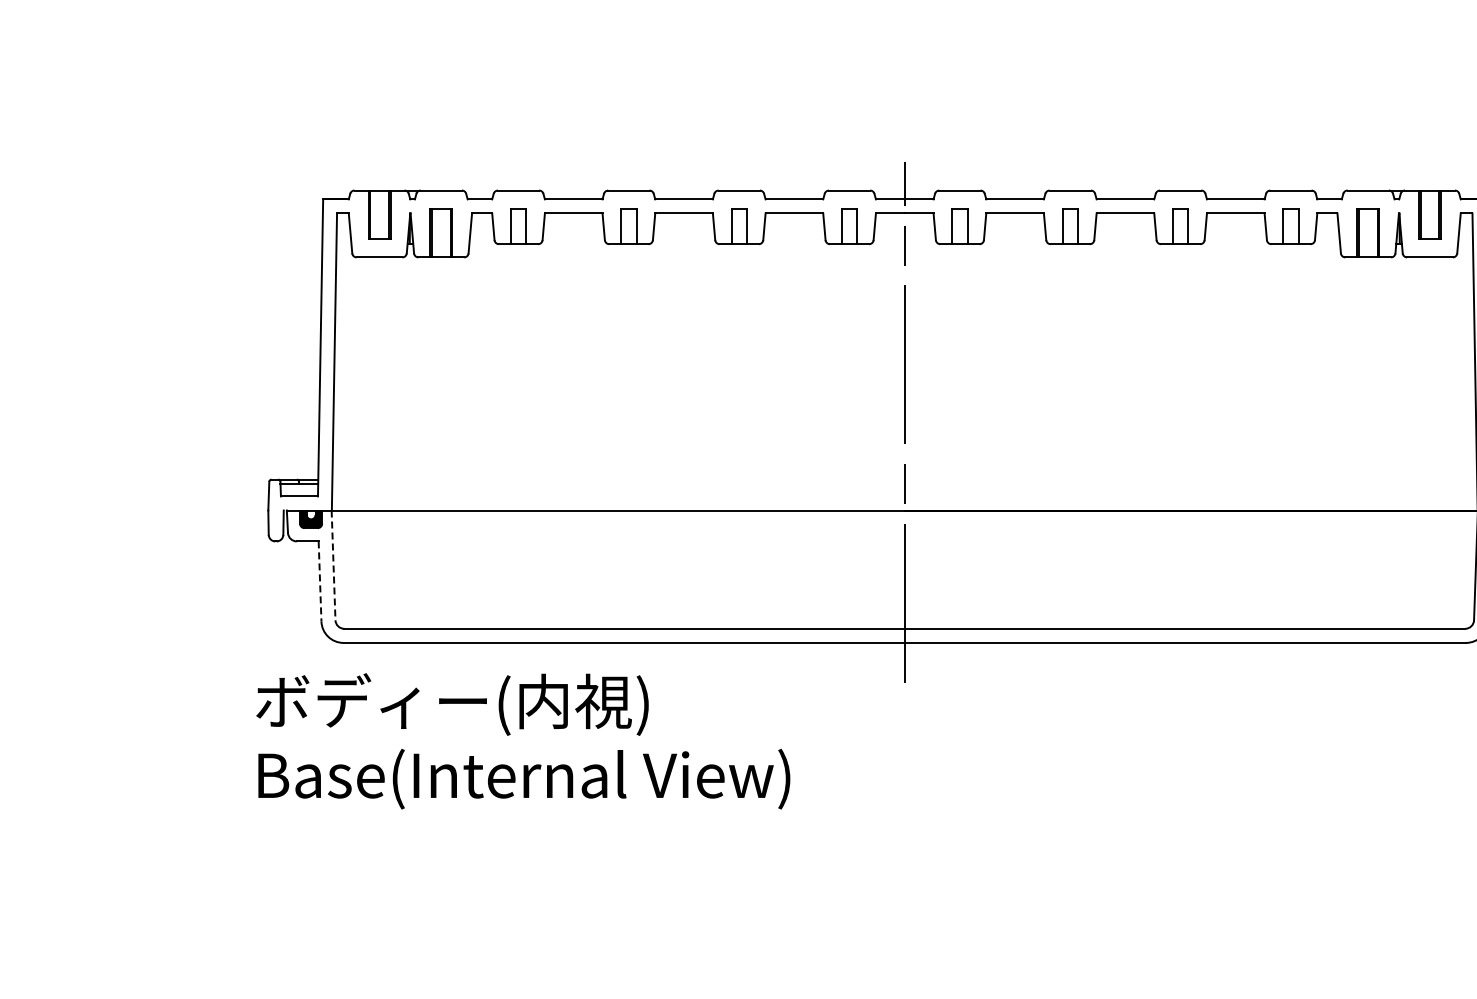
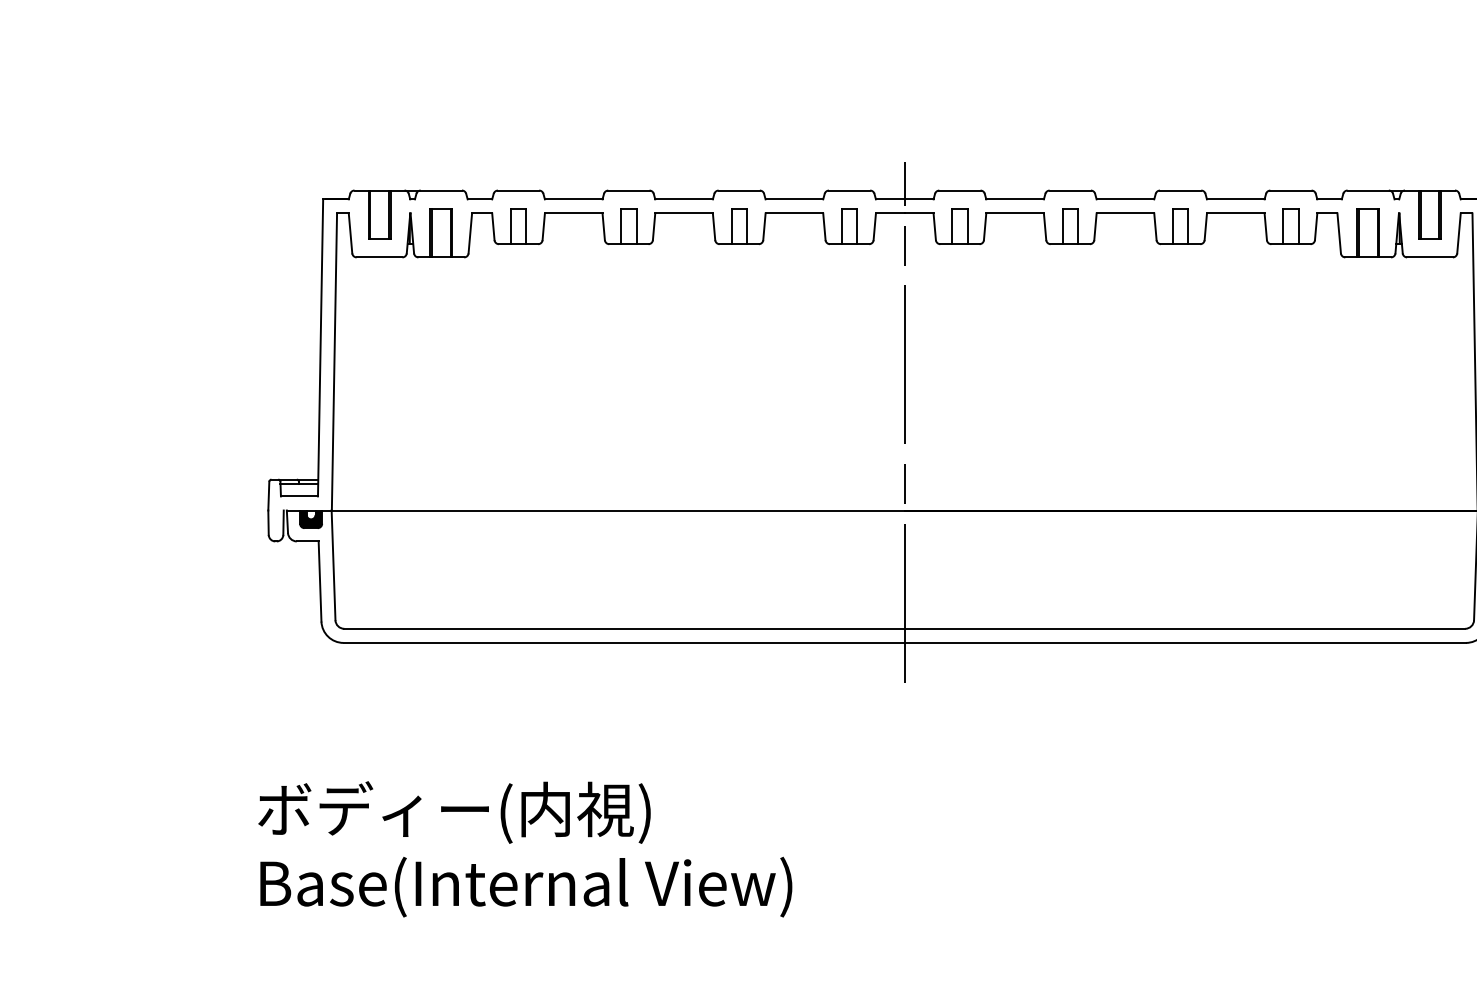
line: dashed -> solid (333, 565)
line: dashed -> solid (320, 582)
text position: (523, 741) -> (525, 849) (525, 849)
